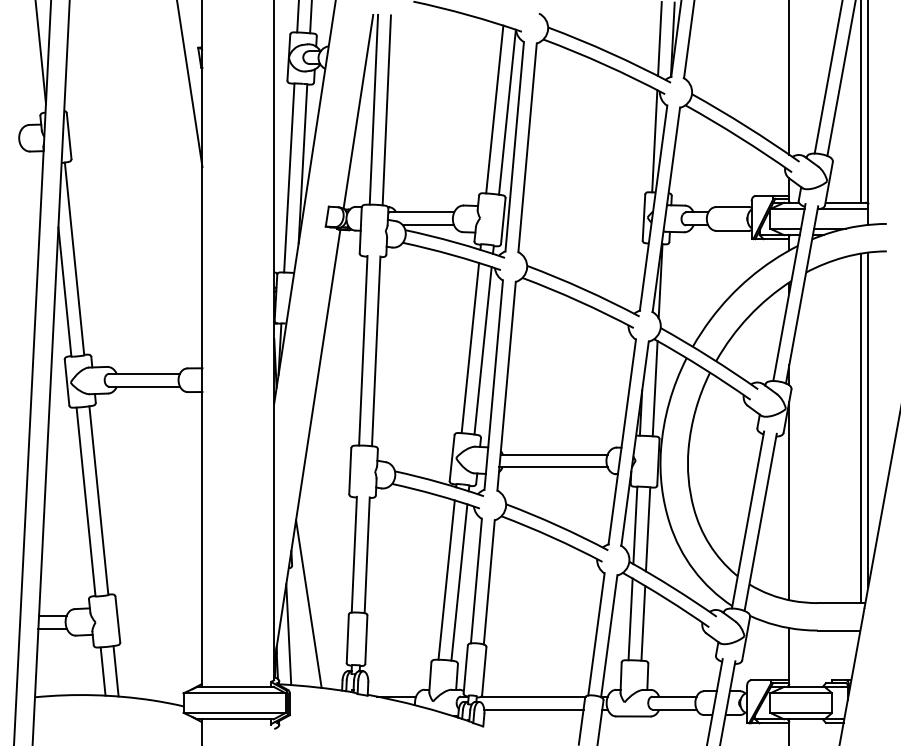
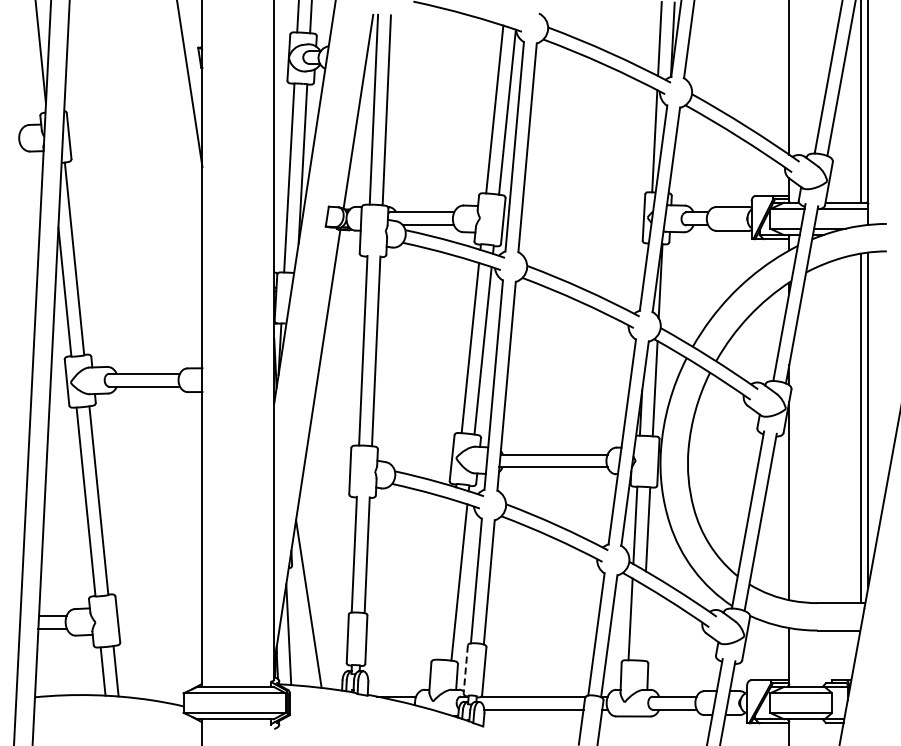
line: present -> none (446, 579)
line: present -> none (643, 622)
line: solid -> dashed (465, 669)
